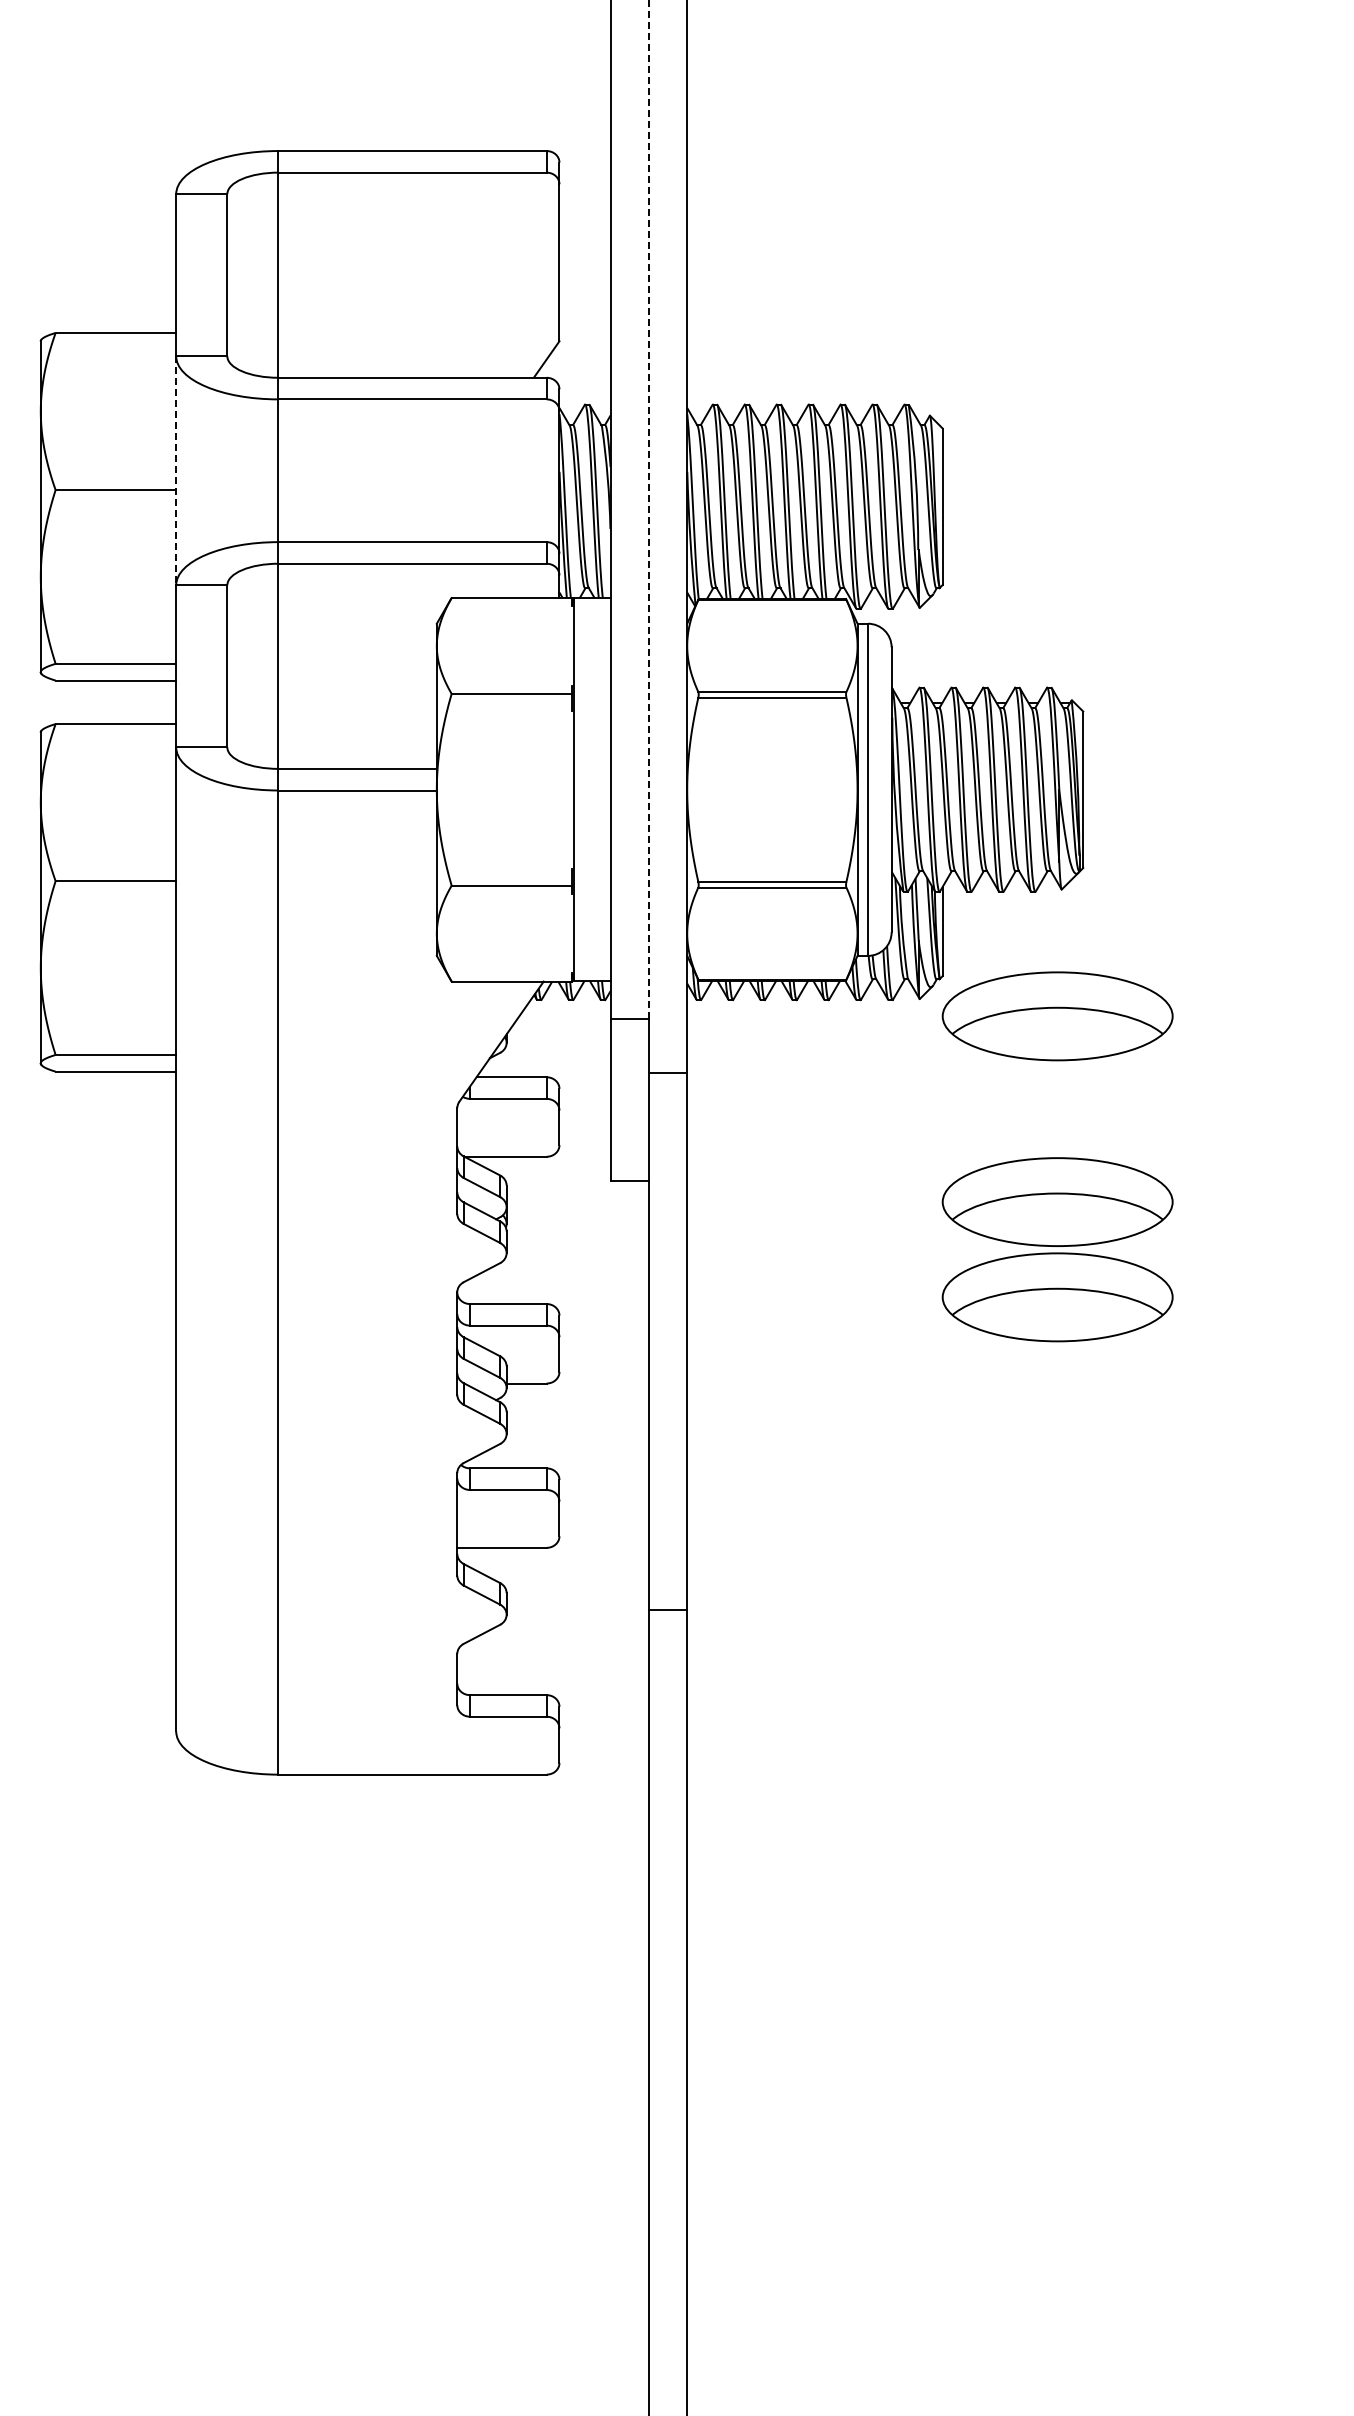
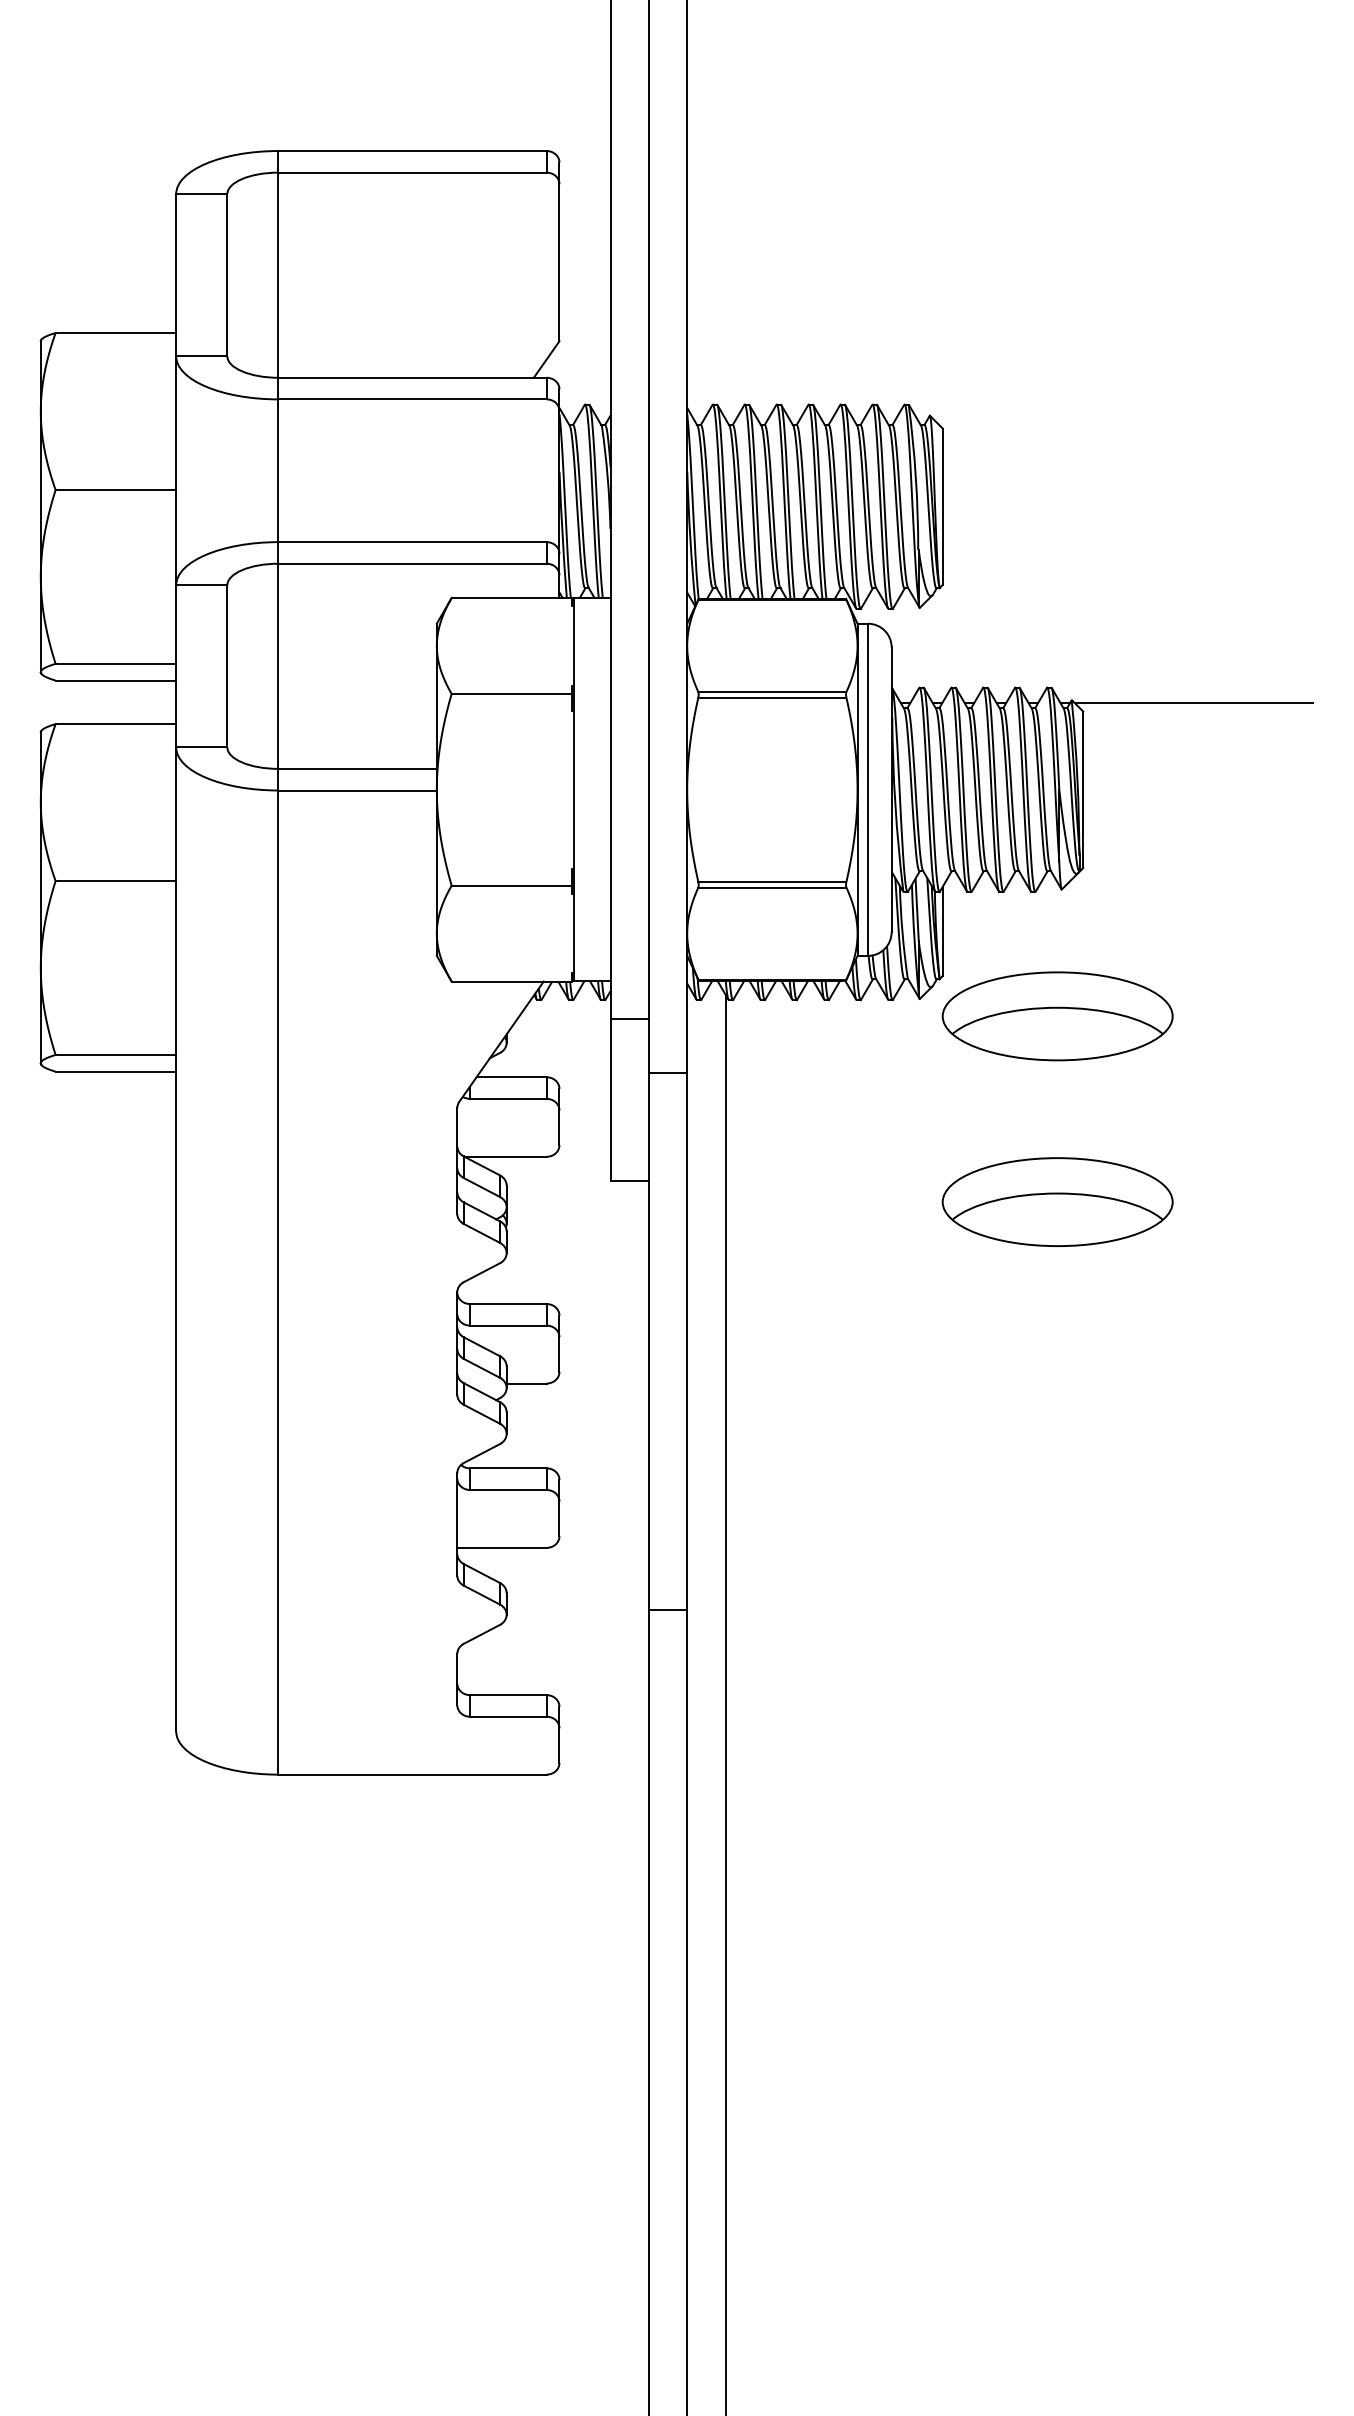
line: dashed -> solid (176, 470)
line: dashed -> solid (648, 509)
line: none -> present (1194, 703)
part: present -> none (1057, 1297)
line: none -> present (725, 1703)
